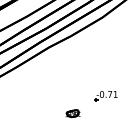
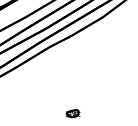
part: present -> none (105, 96)
